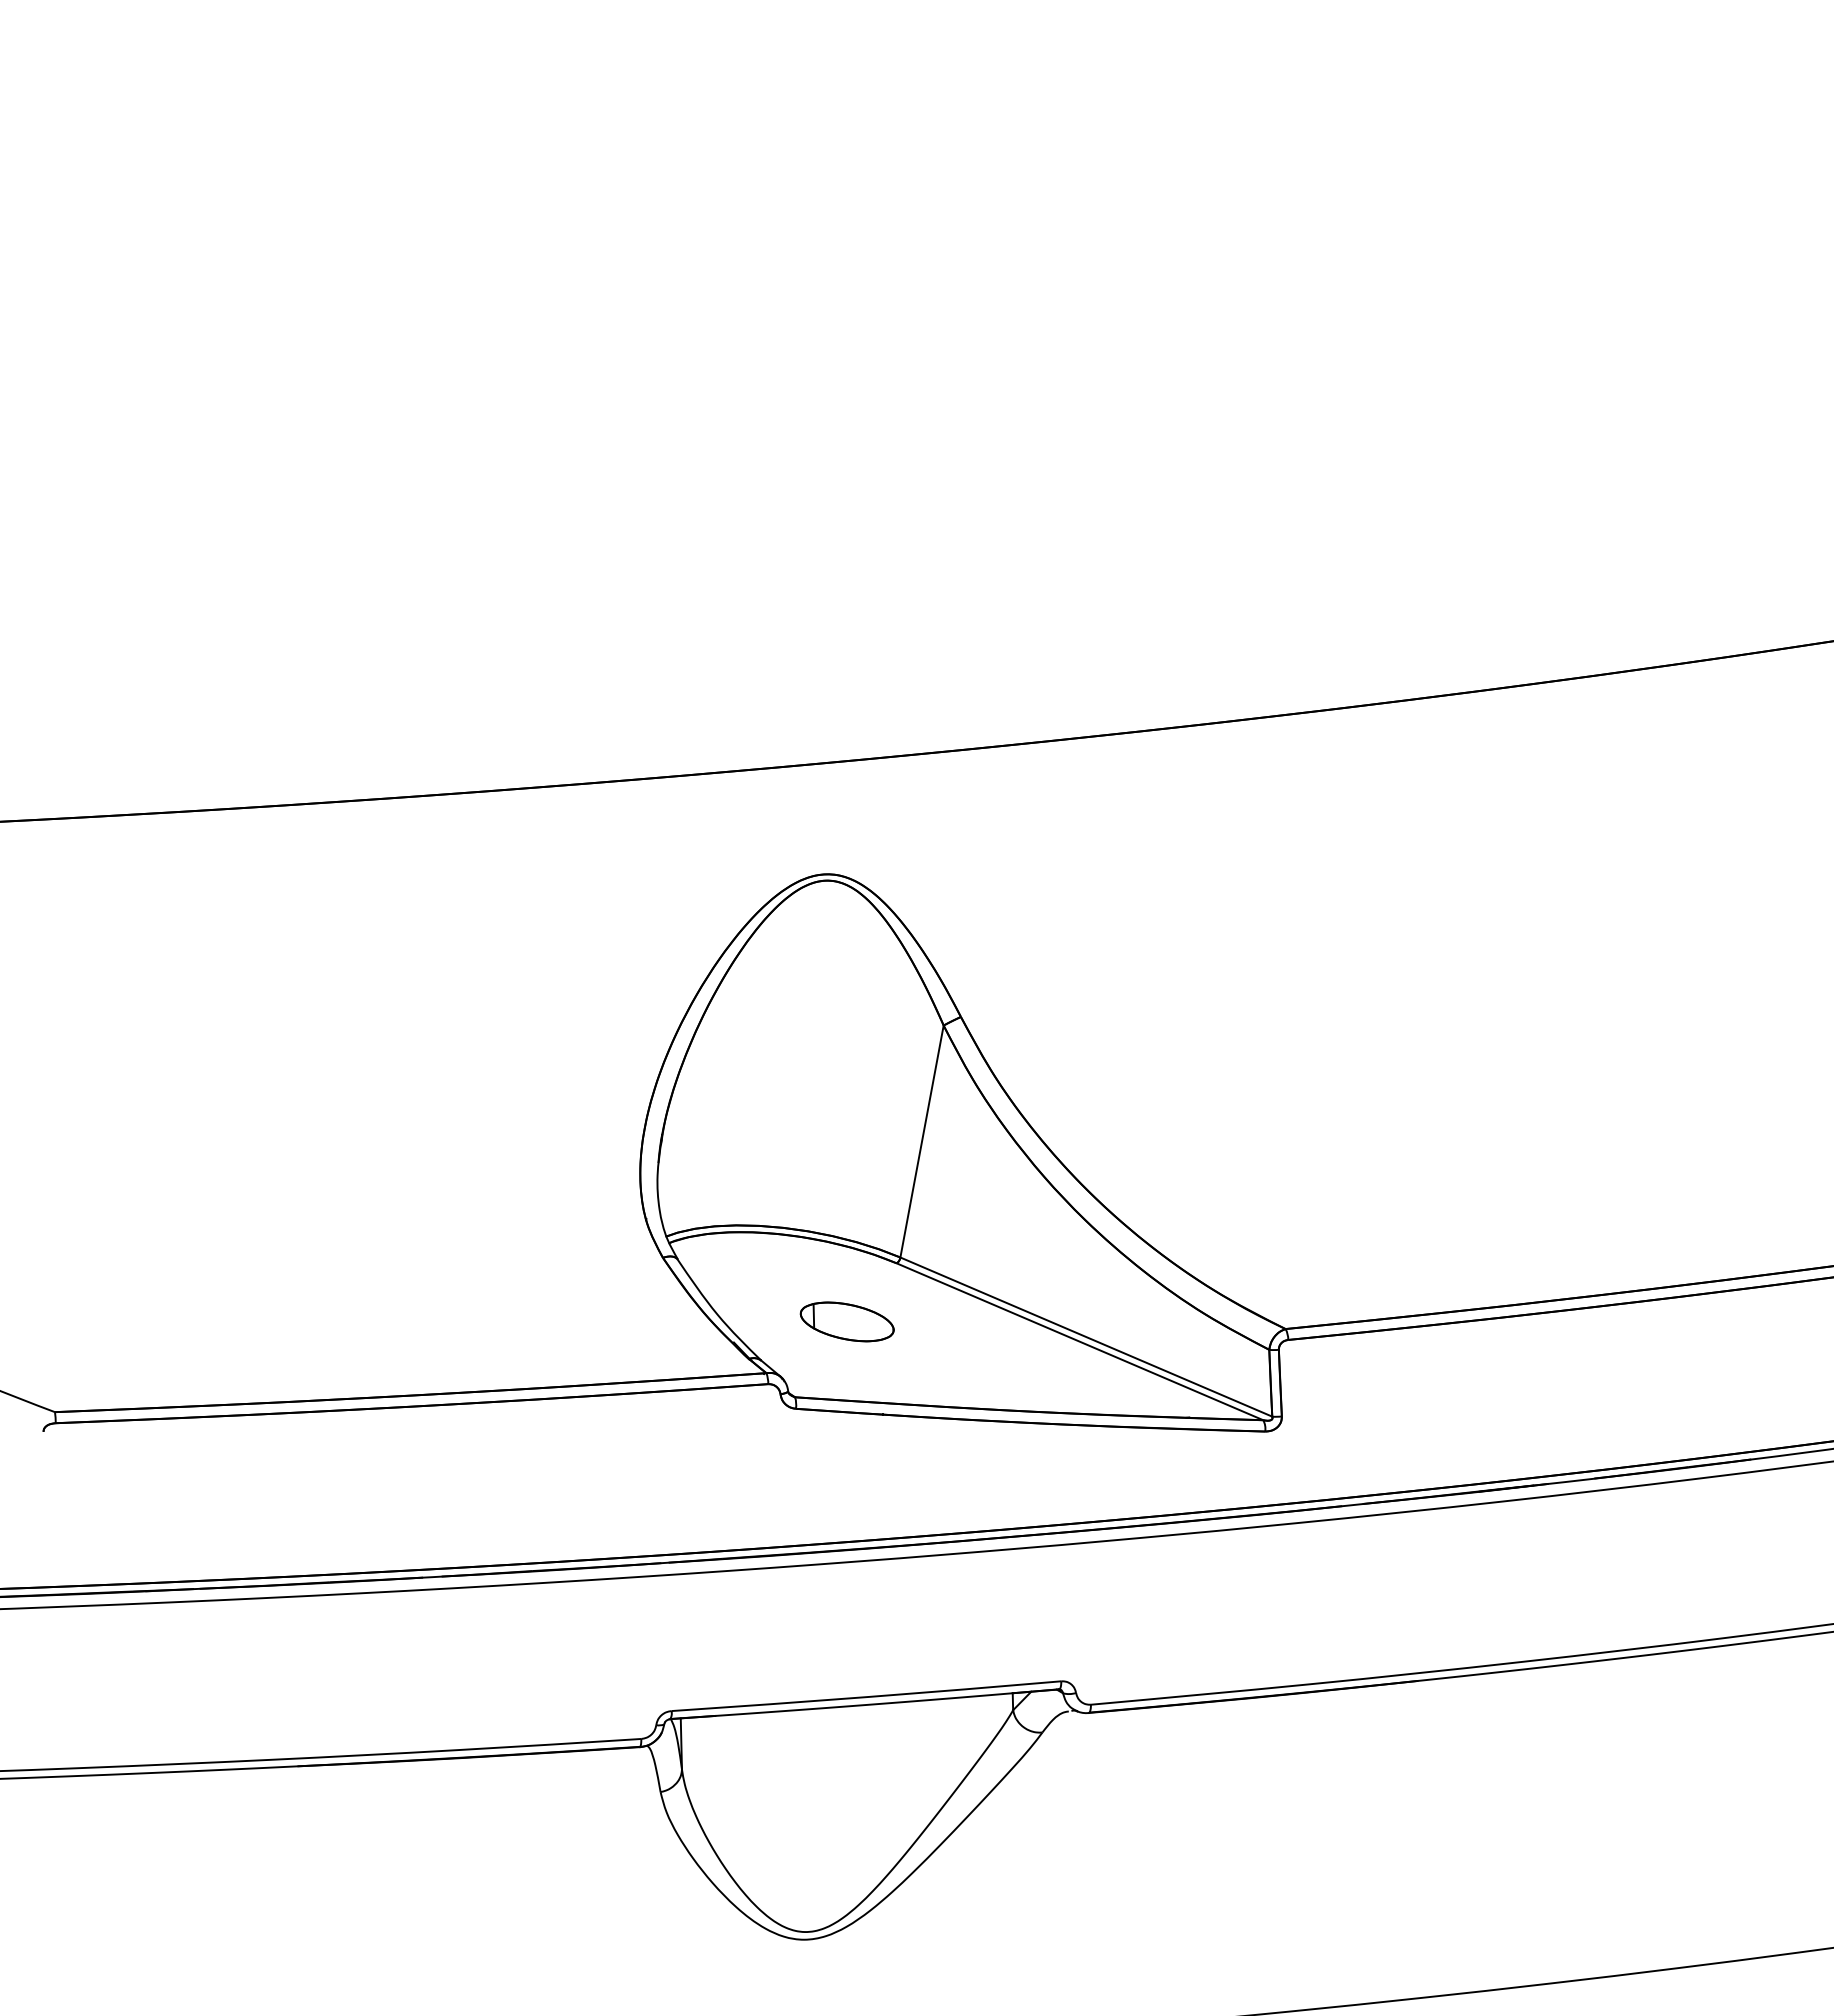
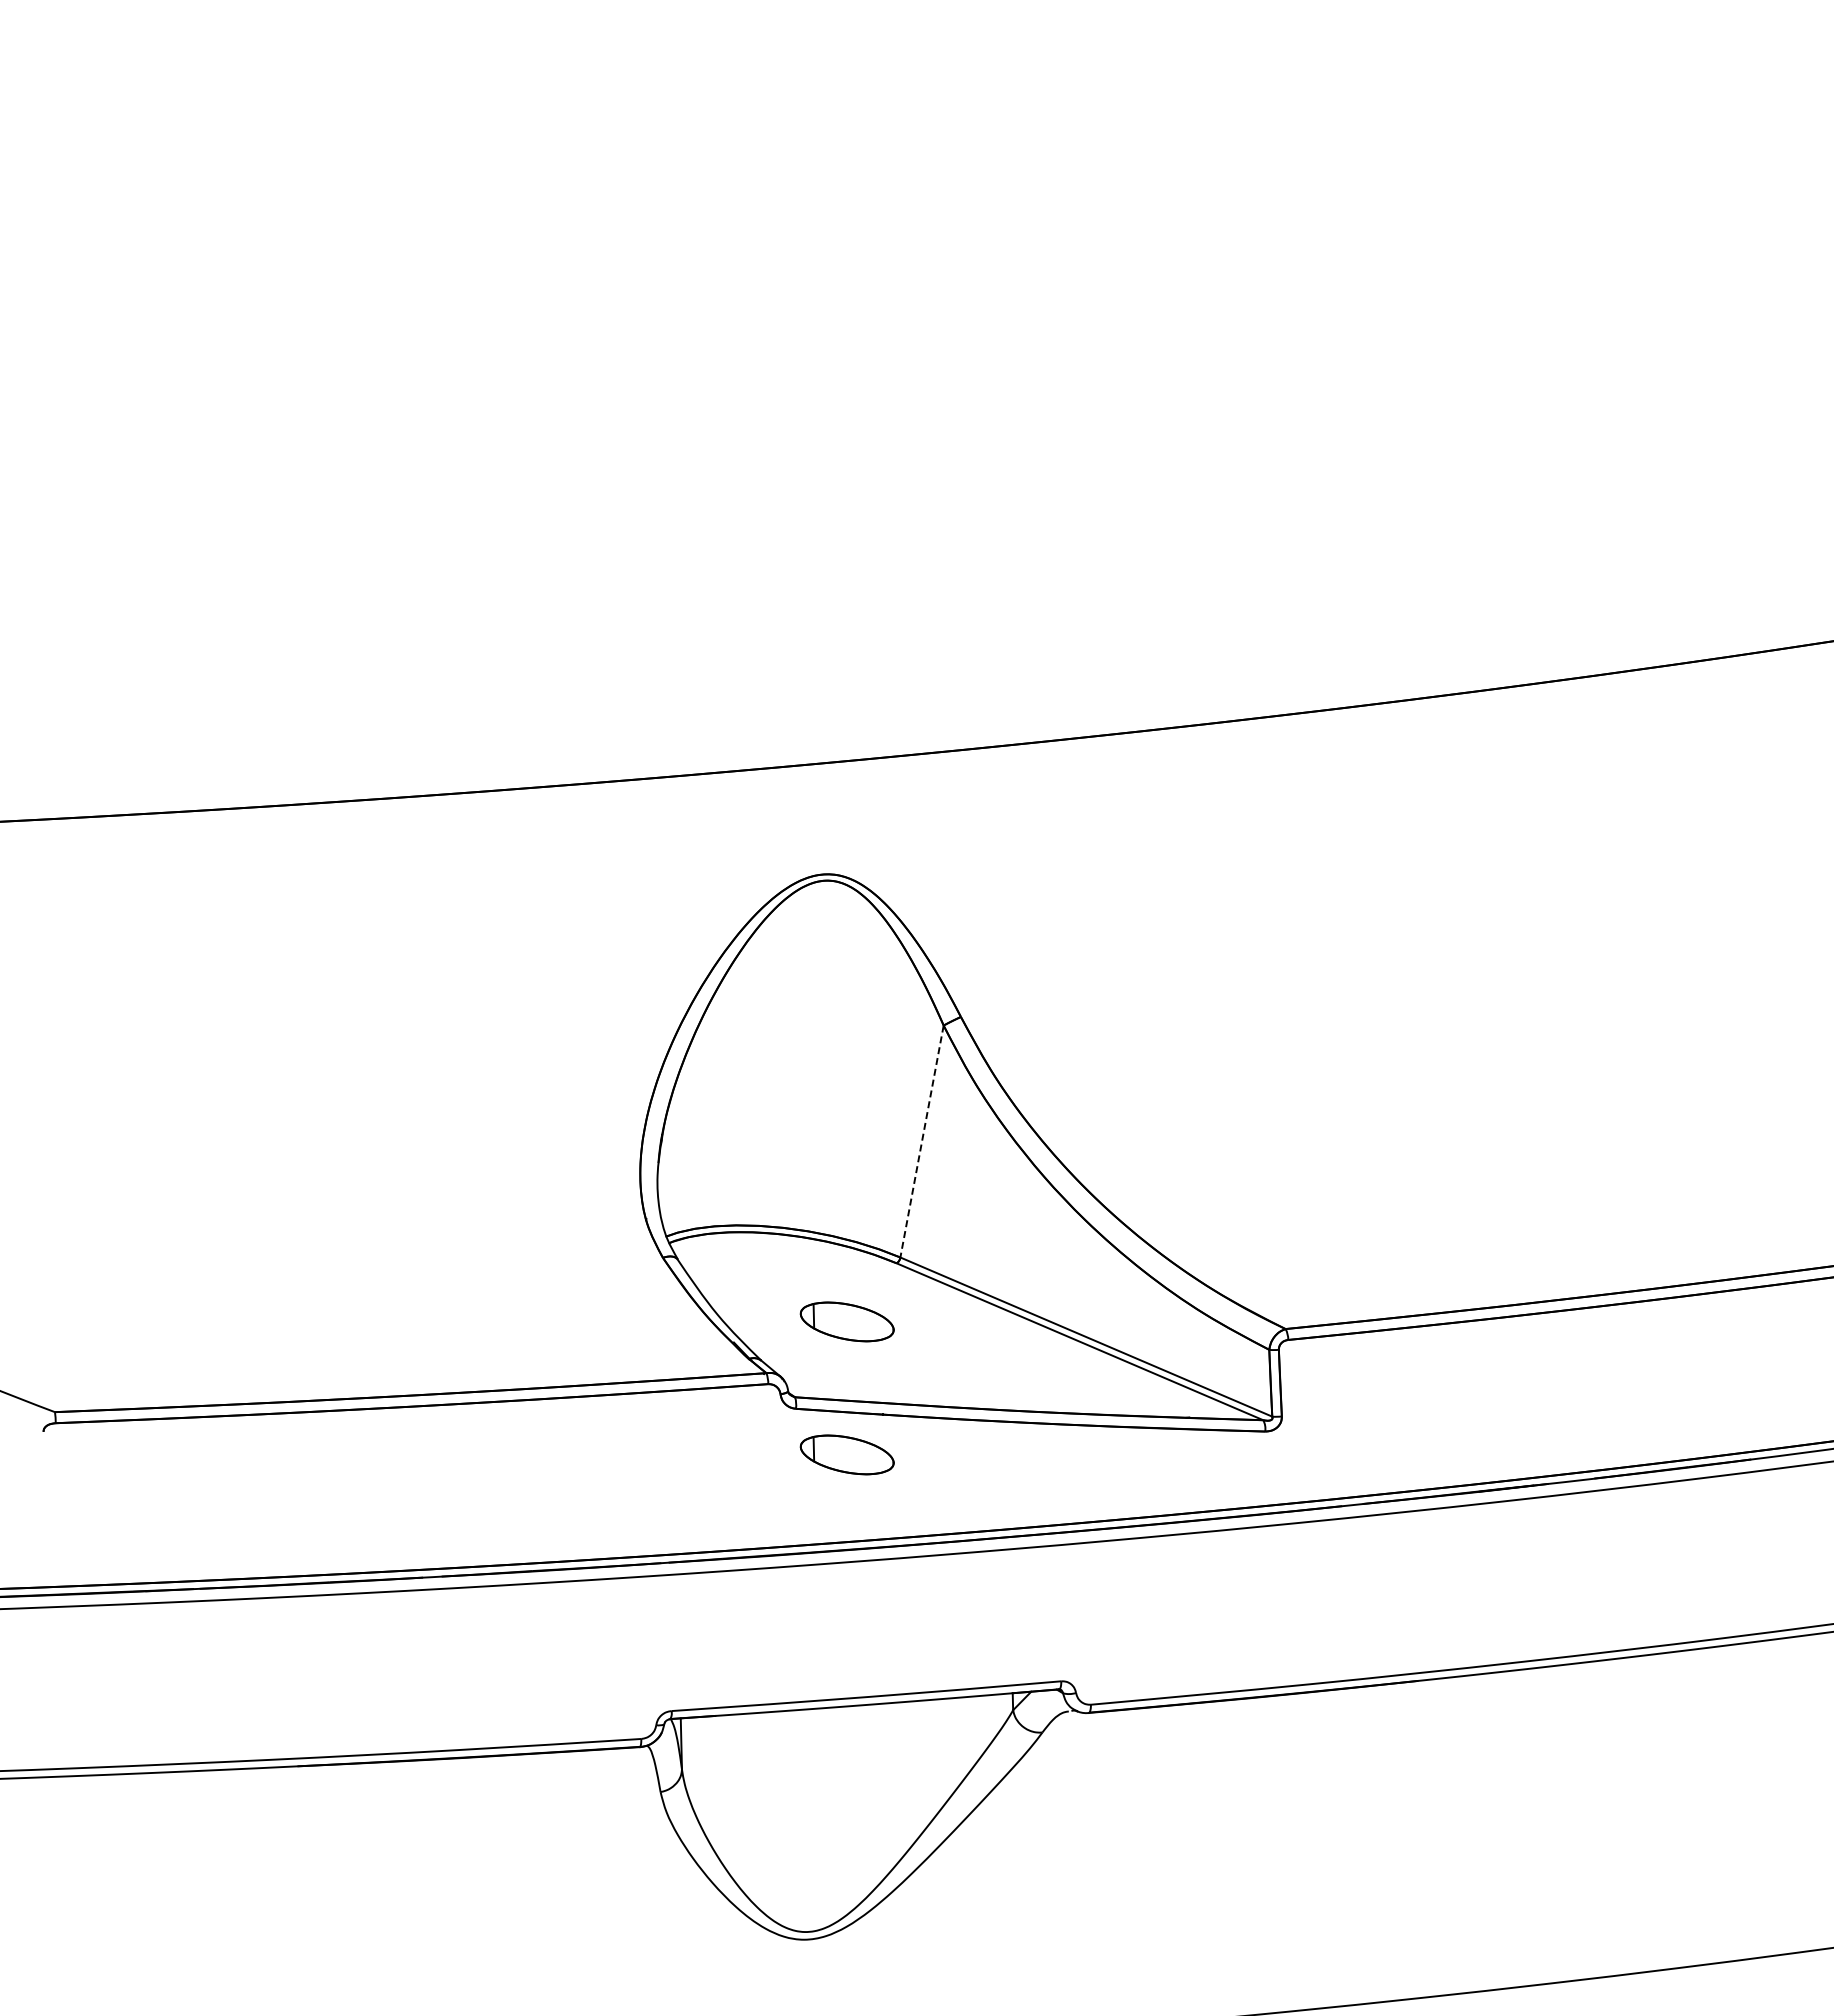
line: solid -> dashed (922, 1141)
part: none -> present (846, 1454)
